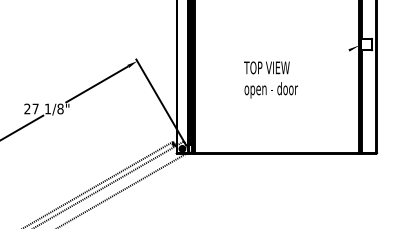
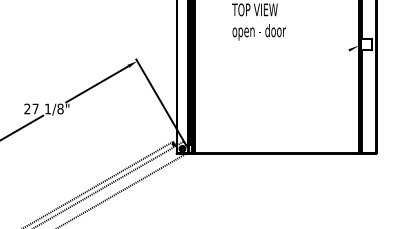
text position: (270, 79) -> (258, 21) (258, 21)
